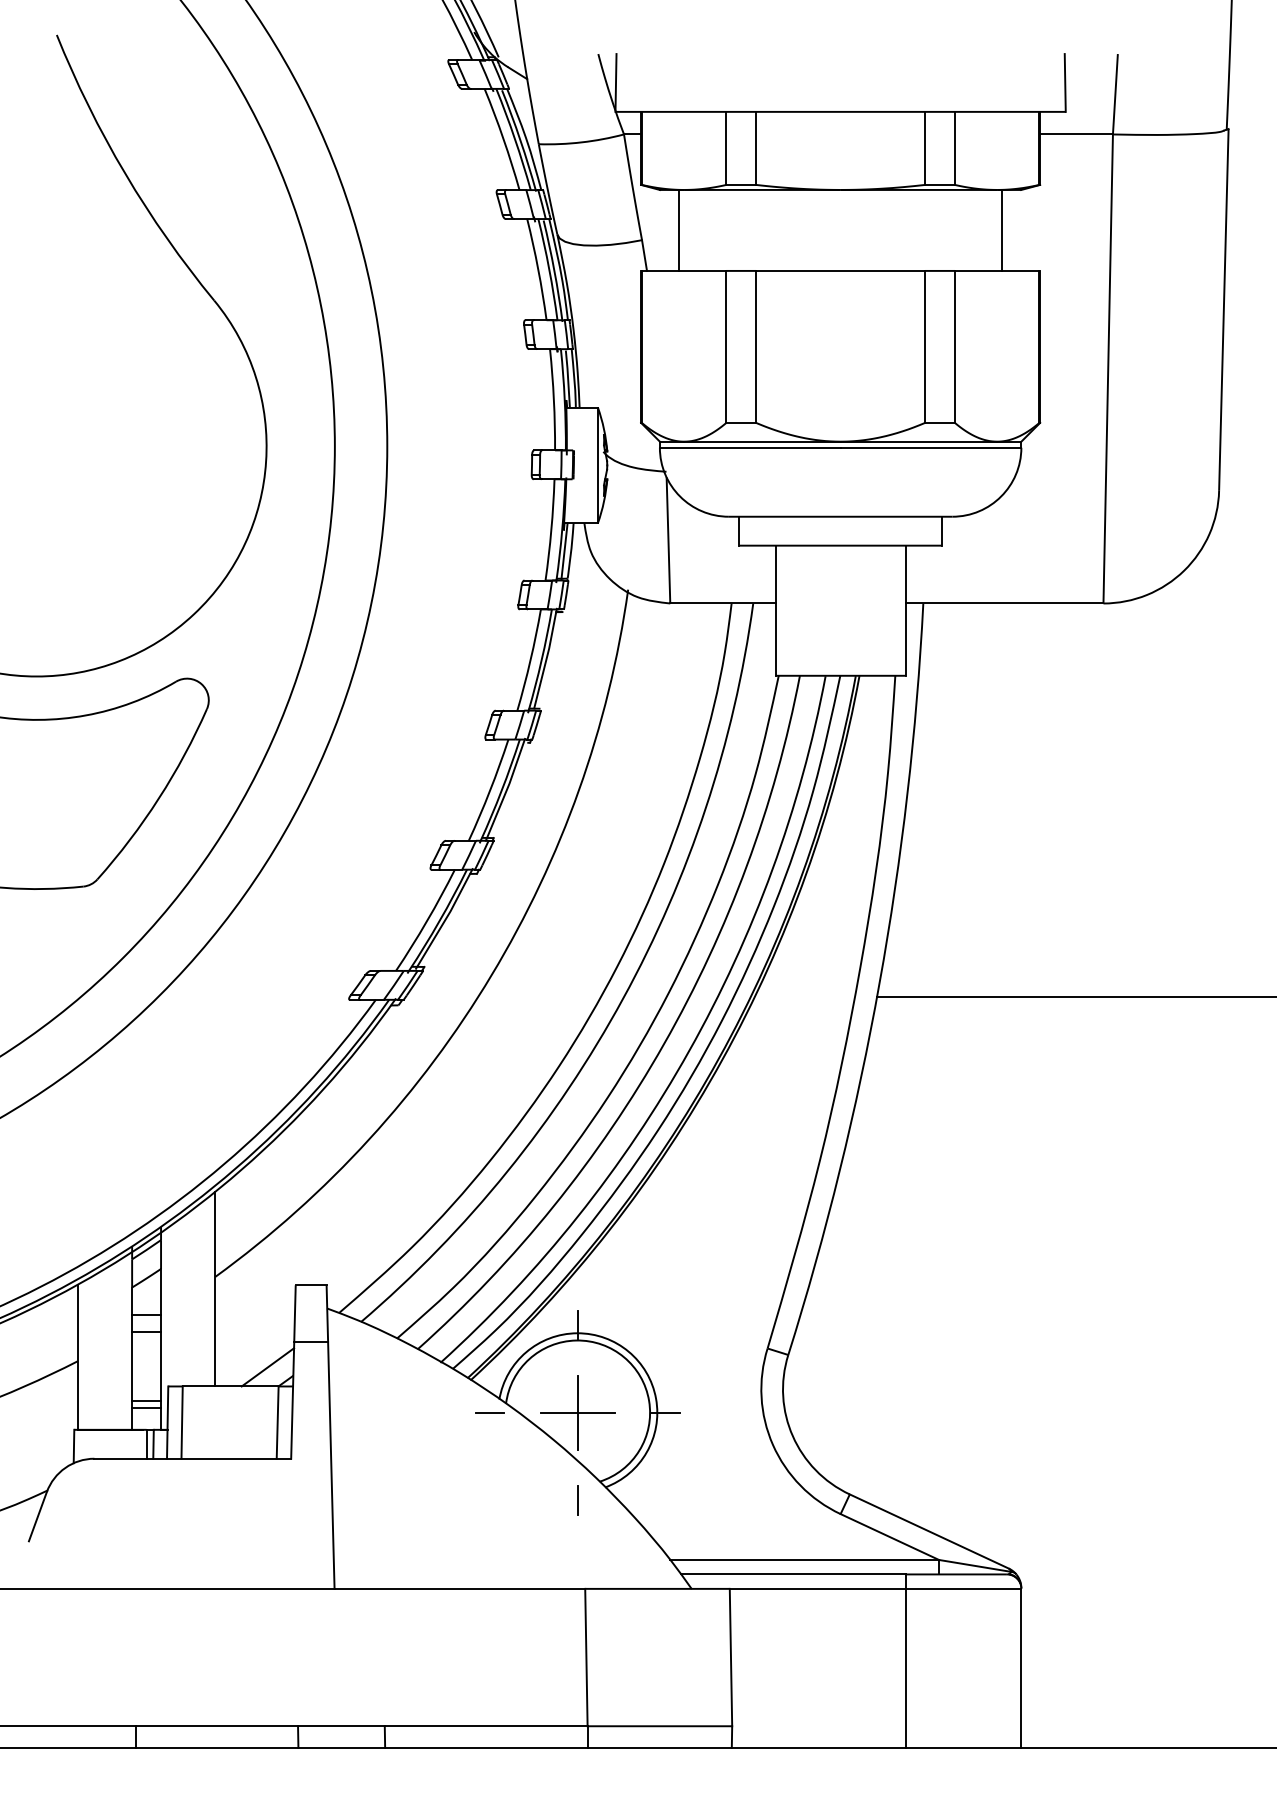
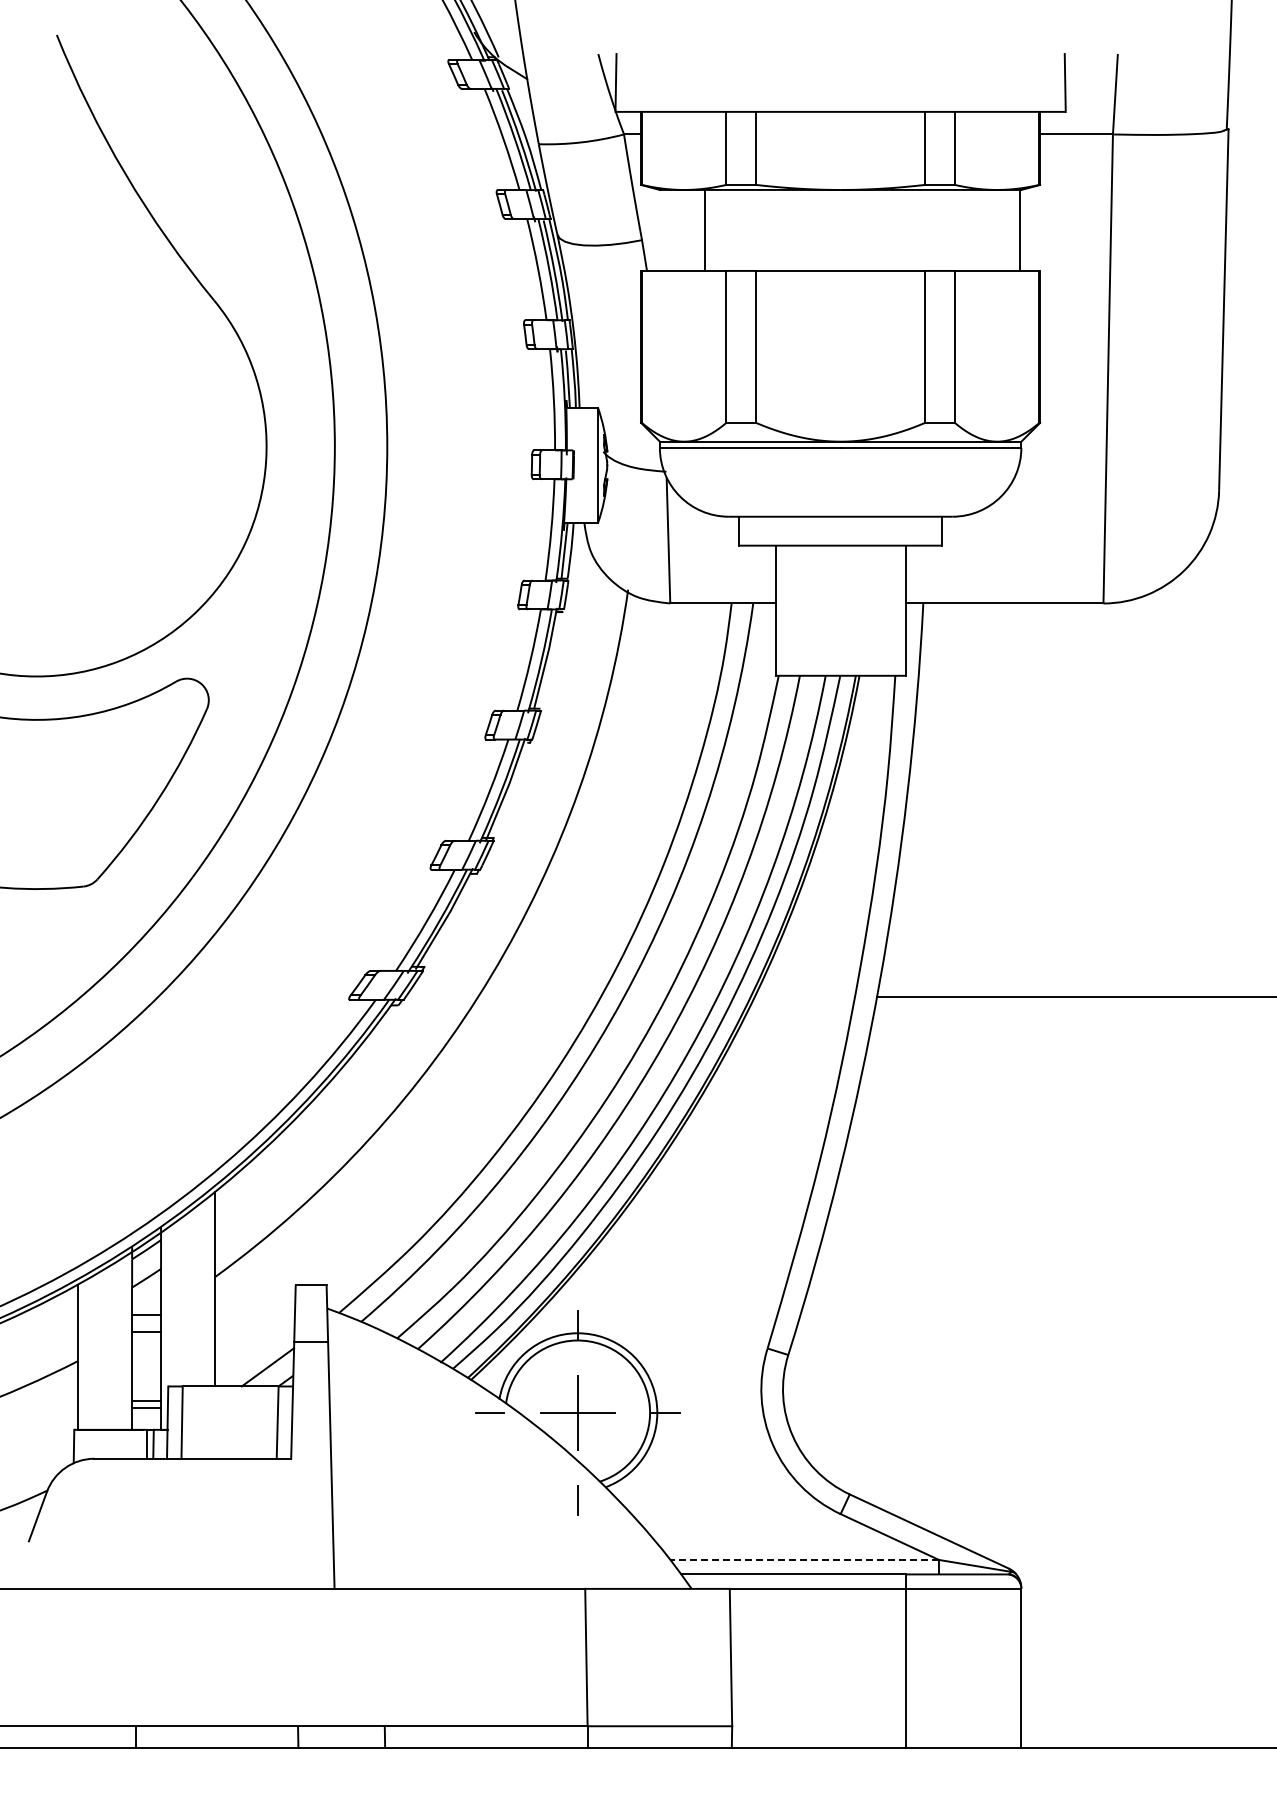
line position: (679, 229) -> (705, 229) (705, 229)
line position: (1001, 229) -> (1019, 229) (1019, 229)
line: solid -> dashed (804, 1559)
